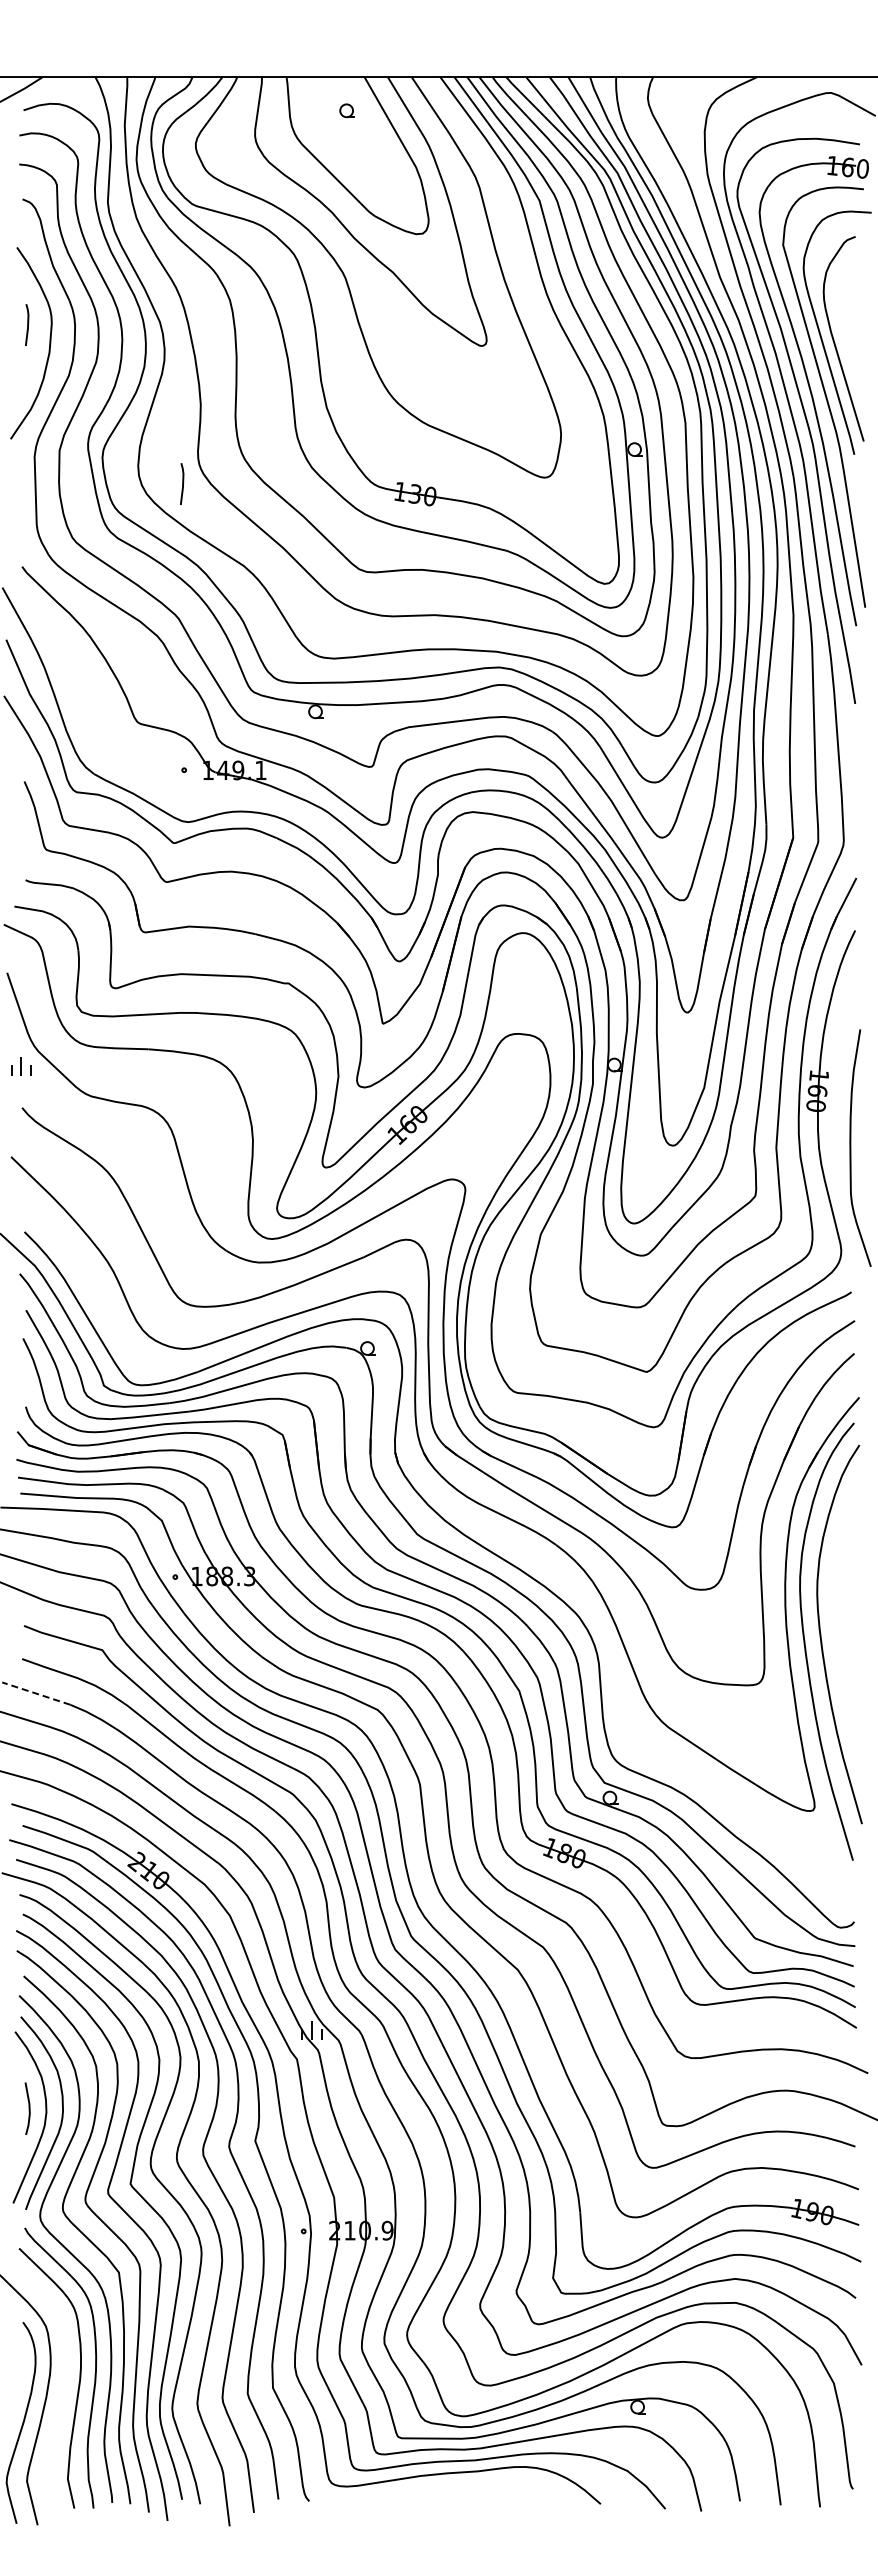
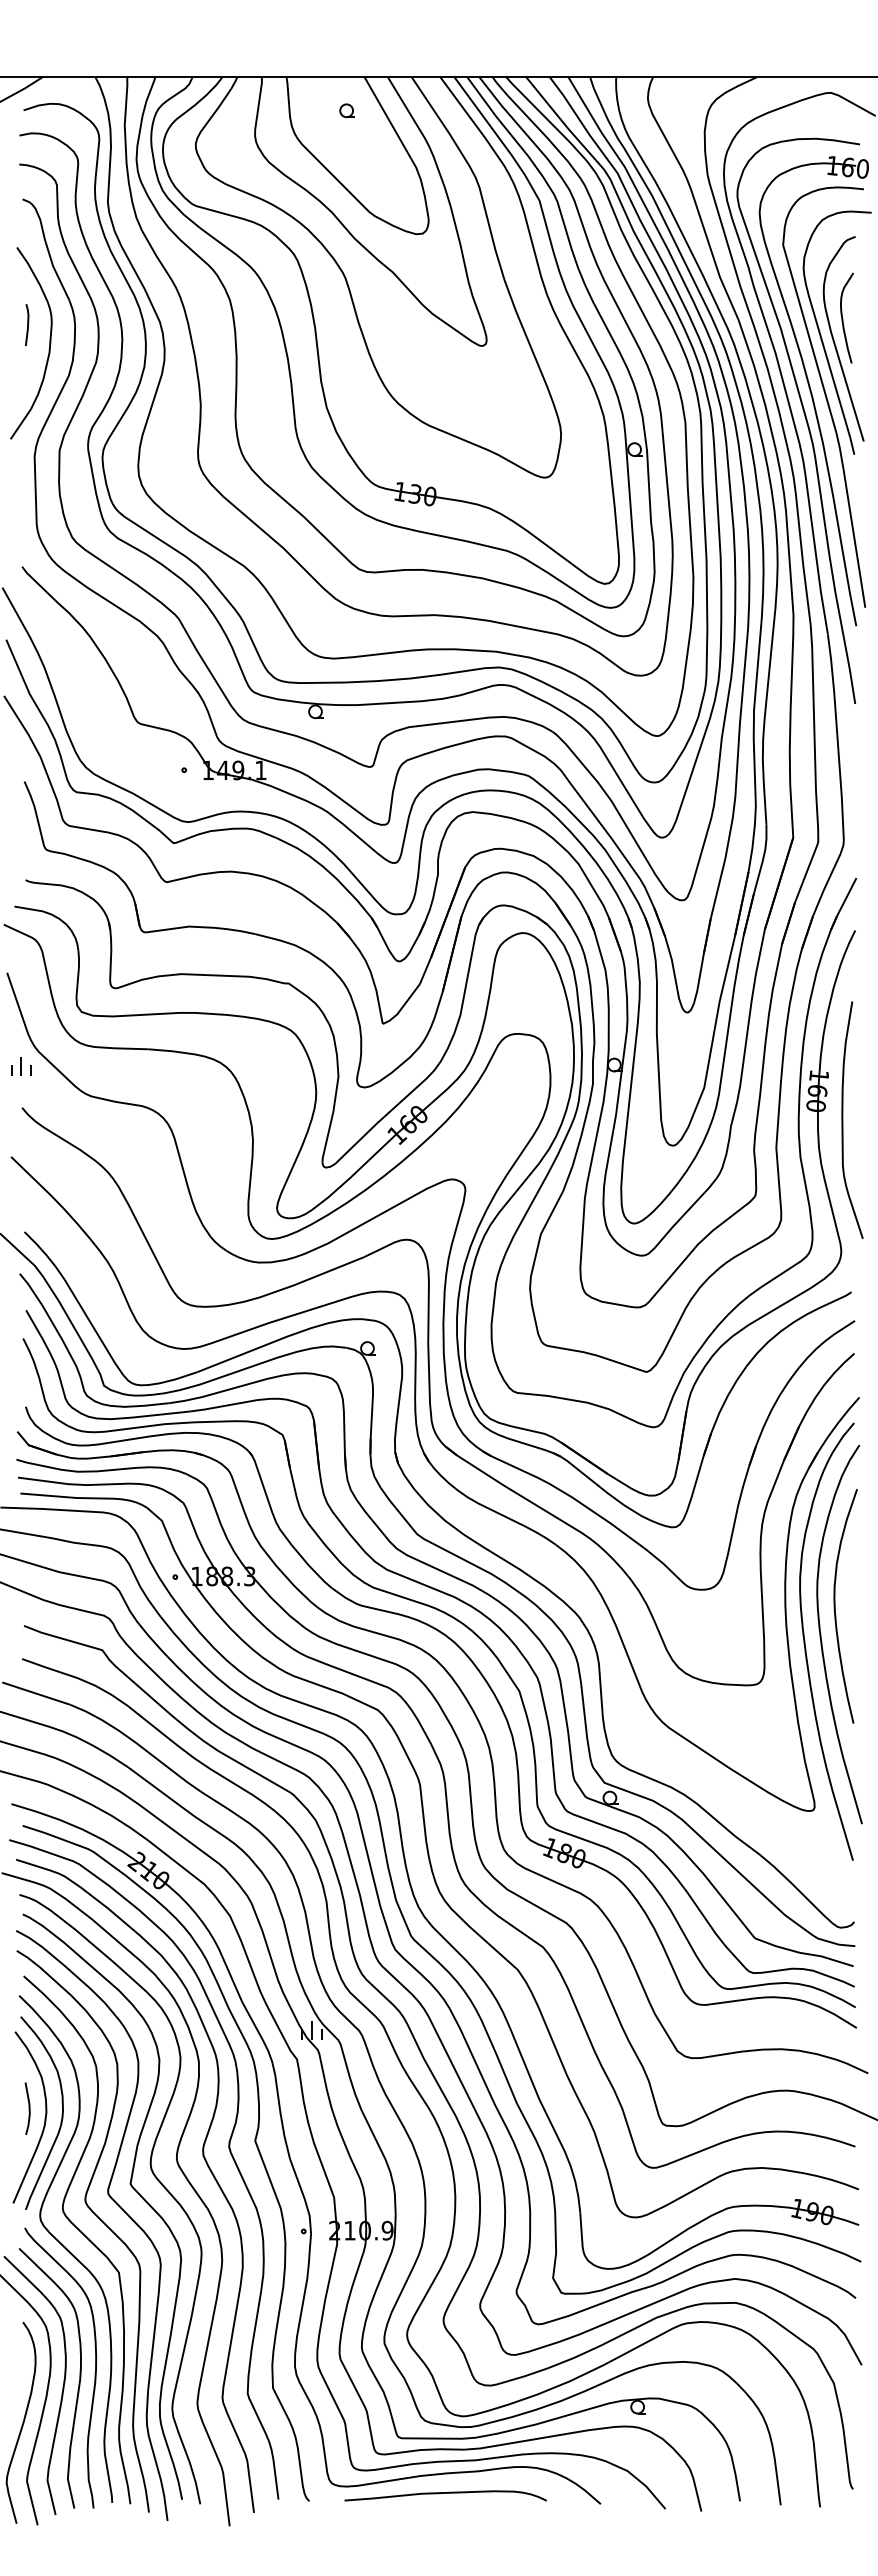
curve: none -> present (843, 318)
line: present -> none (182, 483)
curve position: (851, 1147) -> (843, 1119) (843, 1119)
curve: none -> present (835, 1606)
line: dashed -> solid (36, 1693)
curve: none -> present (61, 2392)
curve: none -> present (445, 2493)
